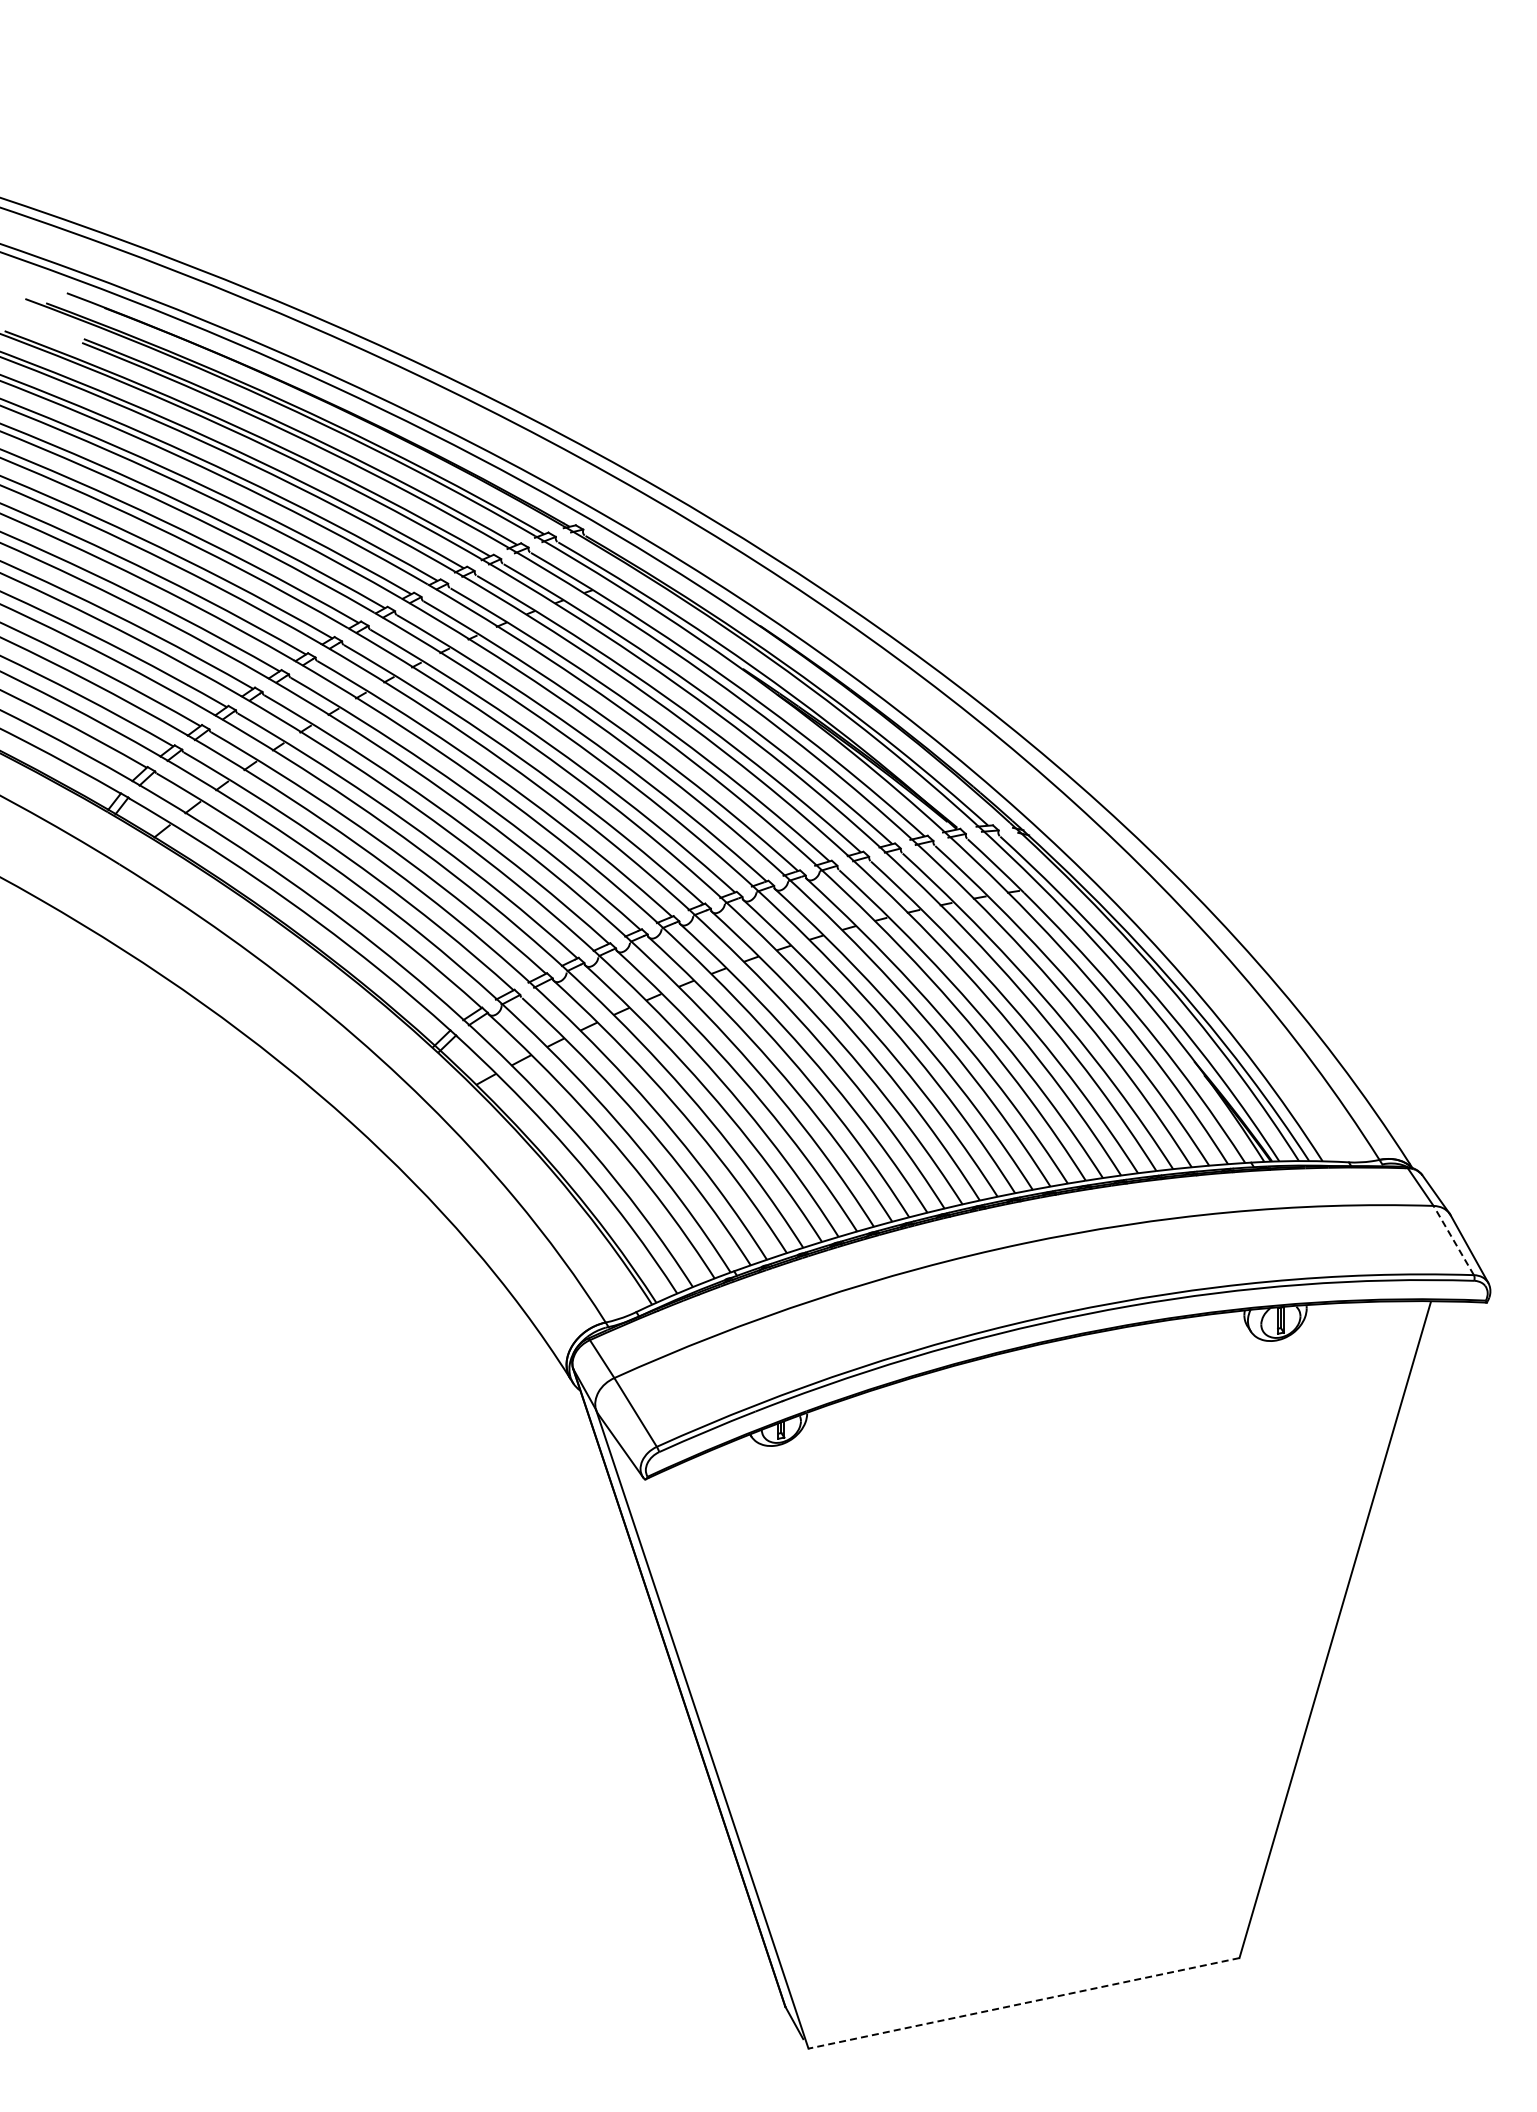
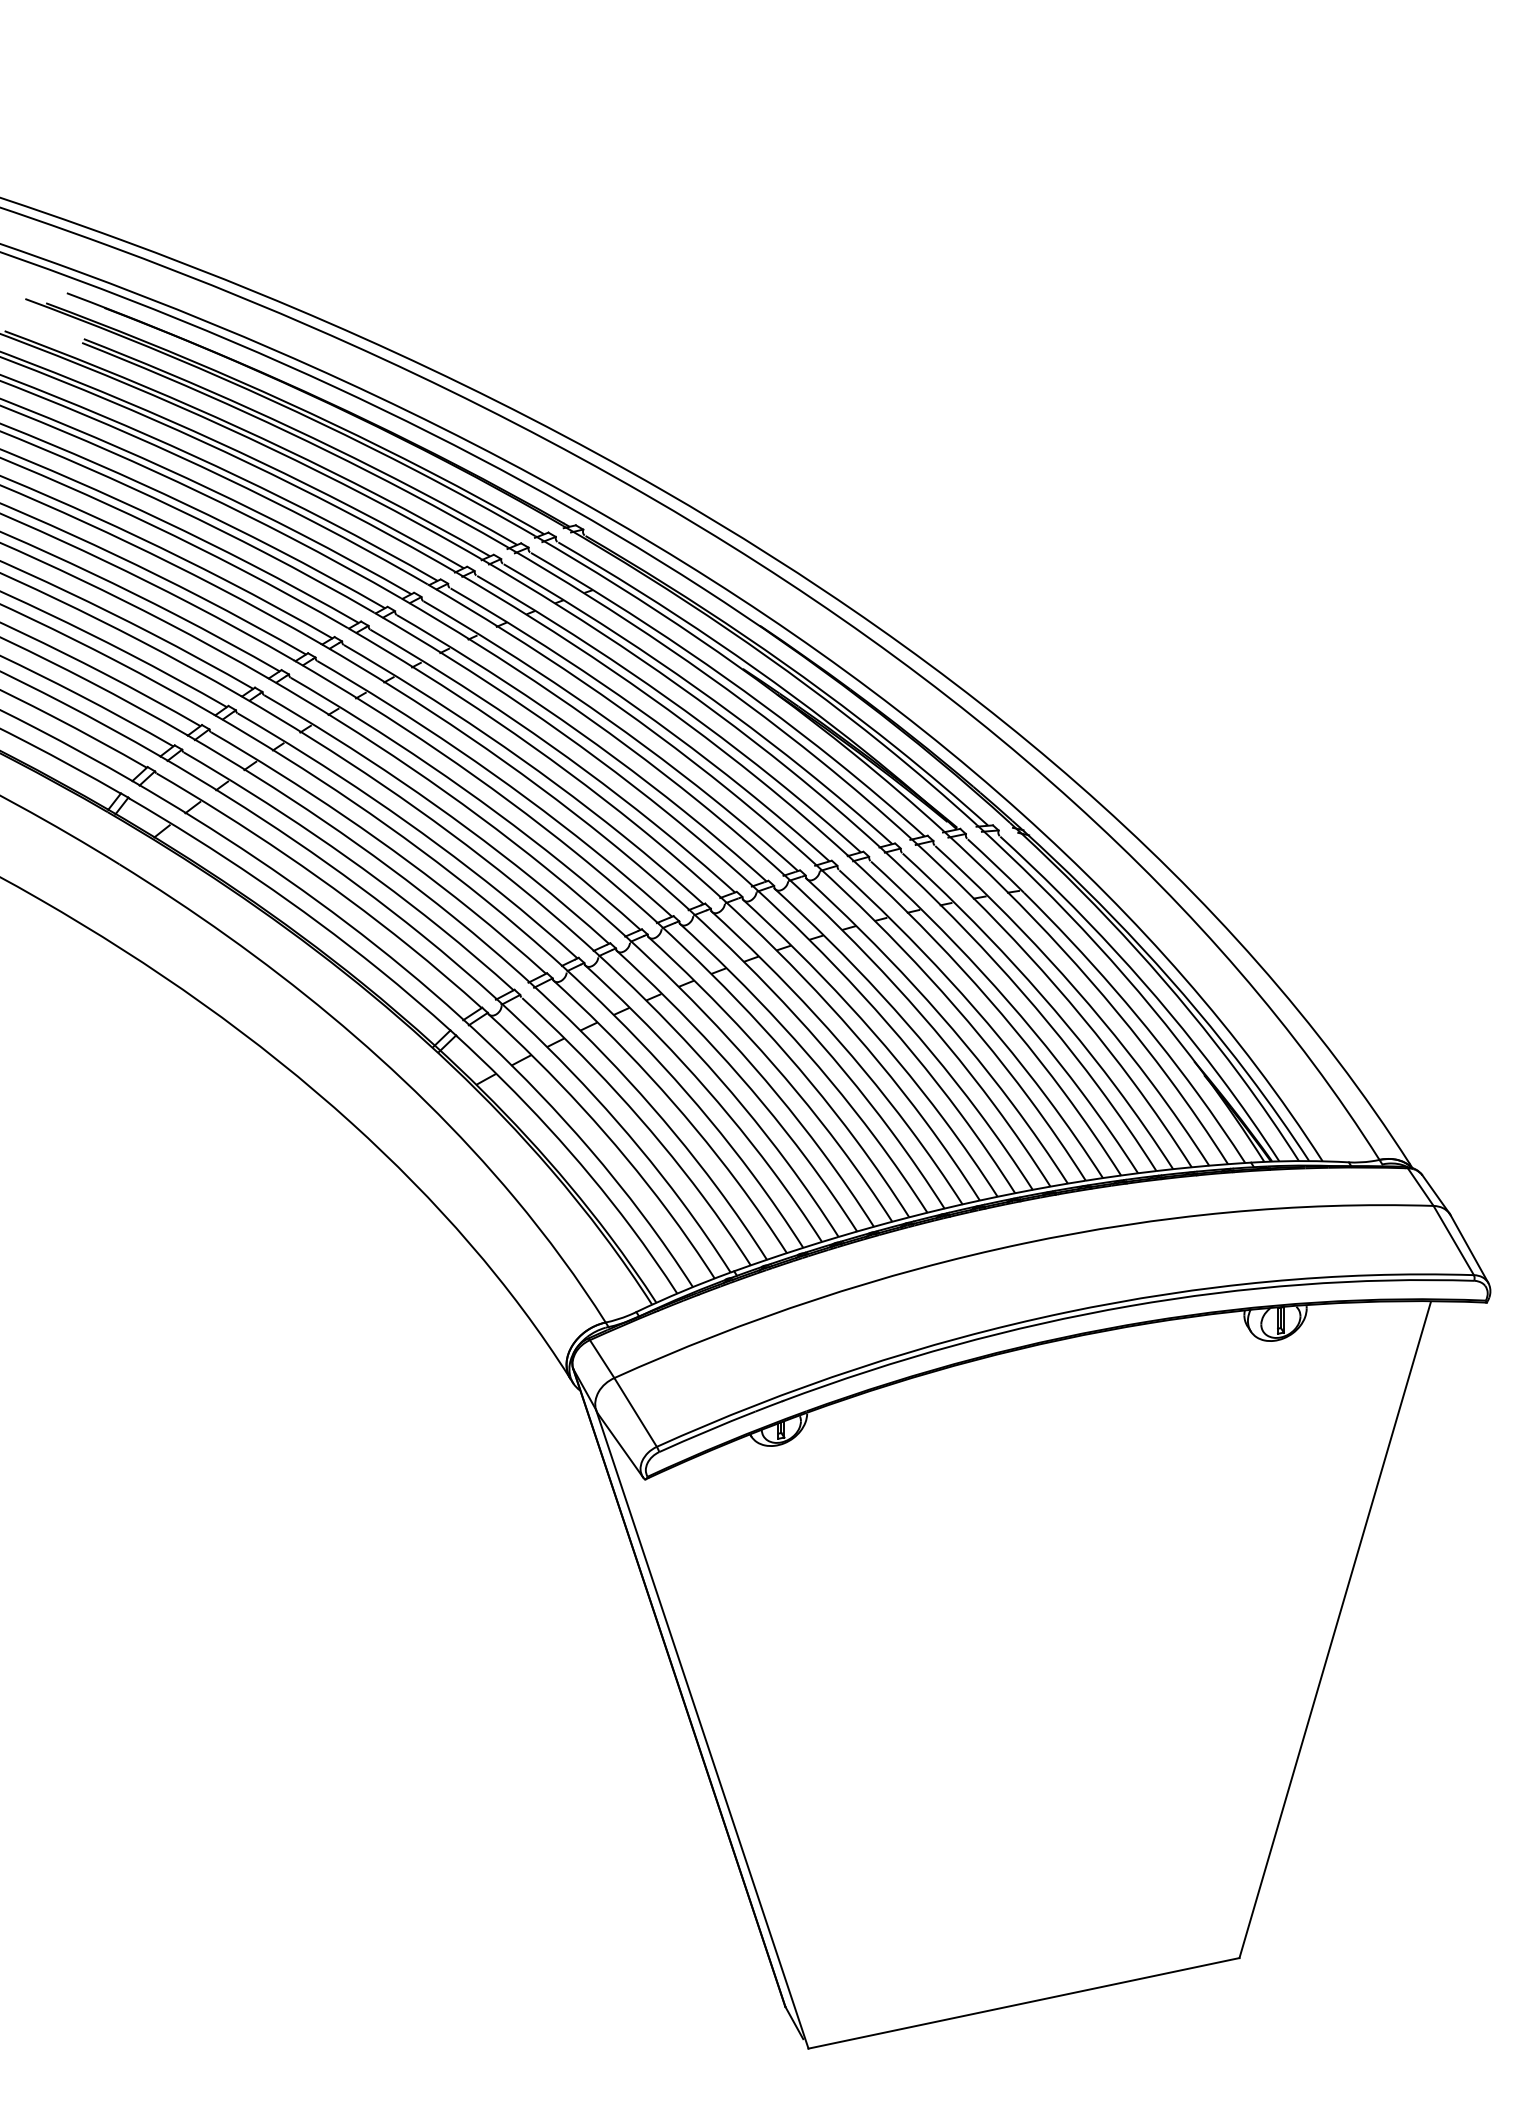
line: dashed -> solid (1453, 1240)
line: dashed -> solid (1023, 2003)
